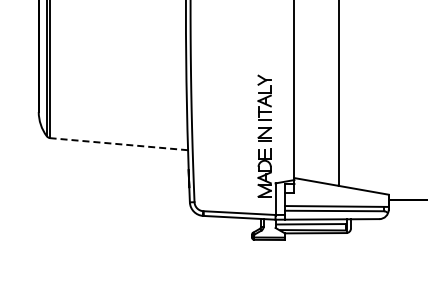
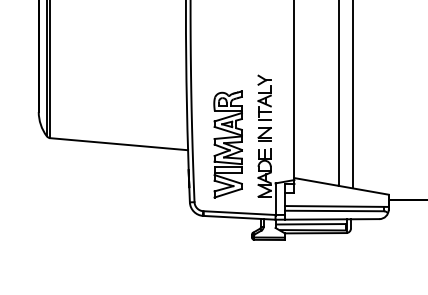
line: none -> present (352, 95)
line: dashed -> solid (118, 144)
part: none -> present (227, 144)
